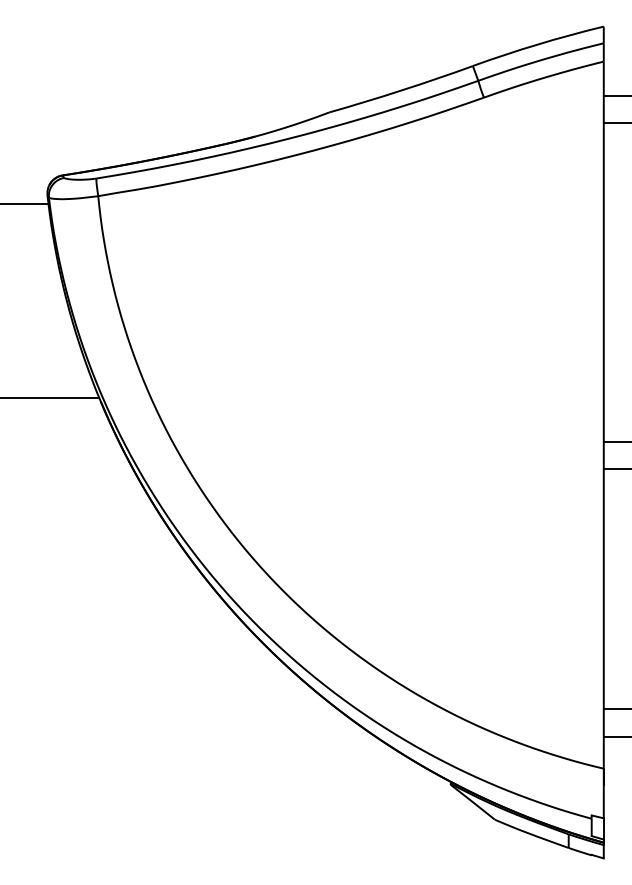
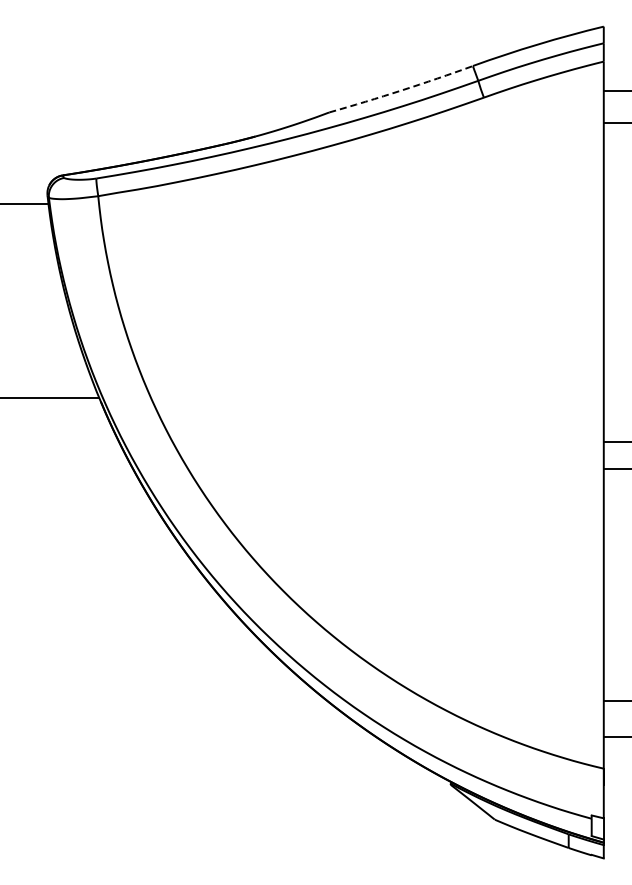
arc: solid -> dashed (401, 90)
line position: (615, 96) -> (615, 91) (615, 91)
line position: (615, 709) -> (615, 701) (615, 701)
